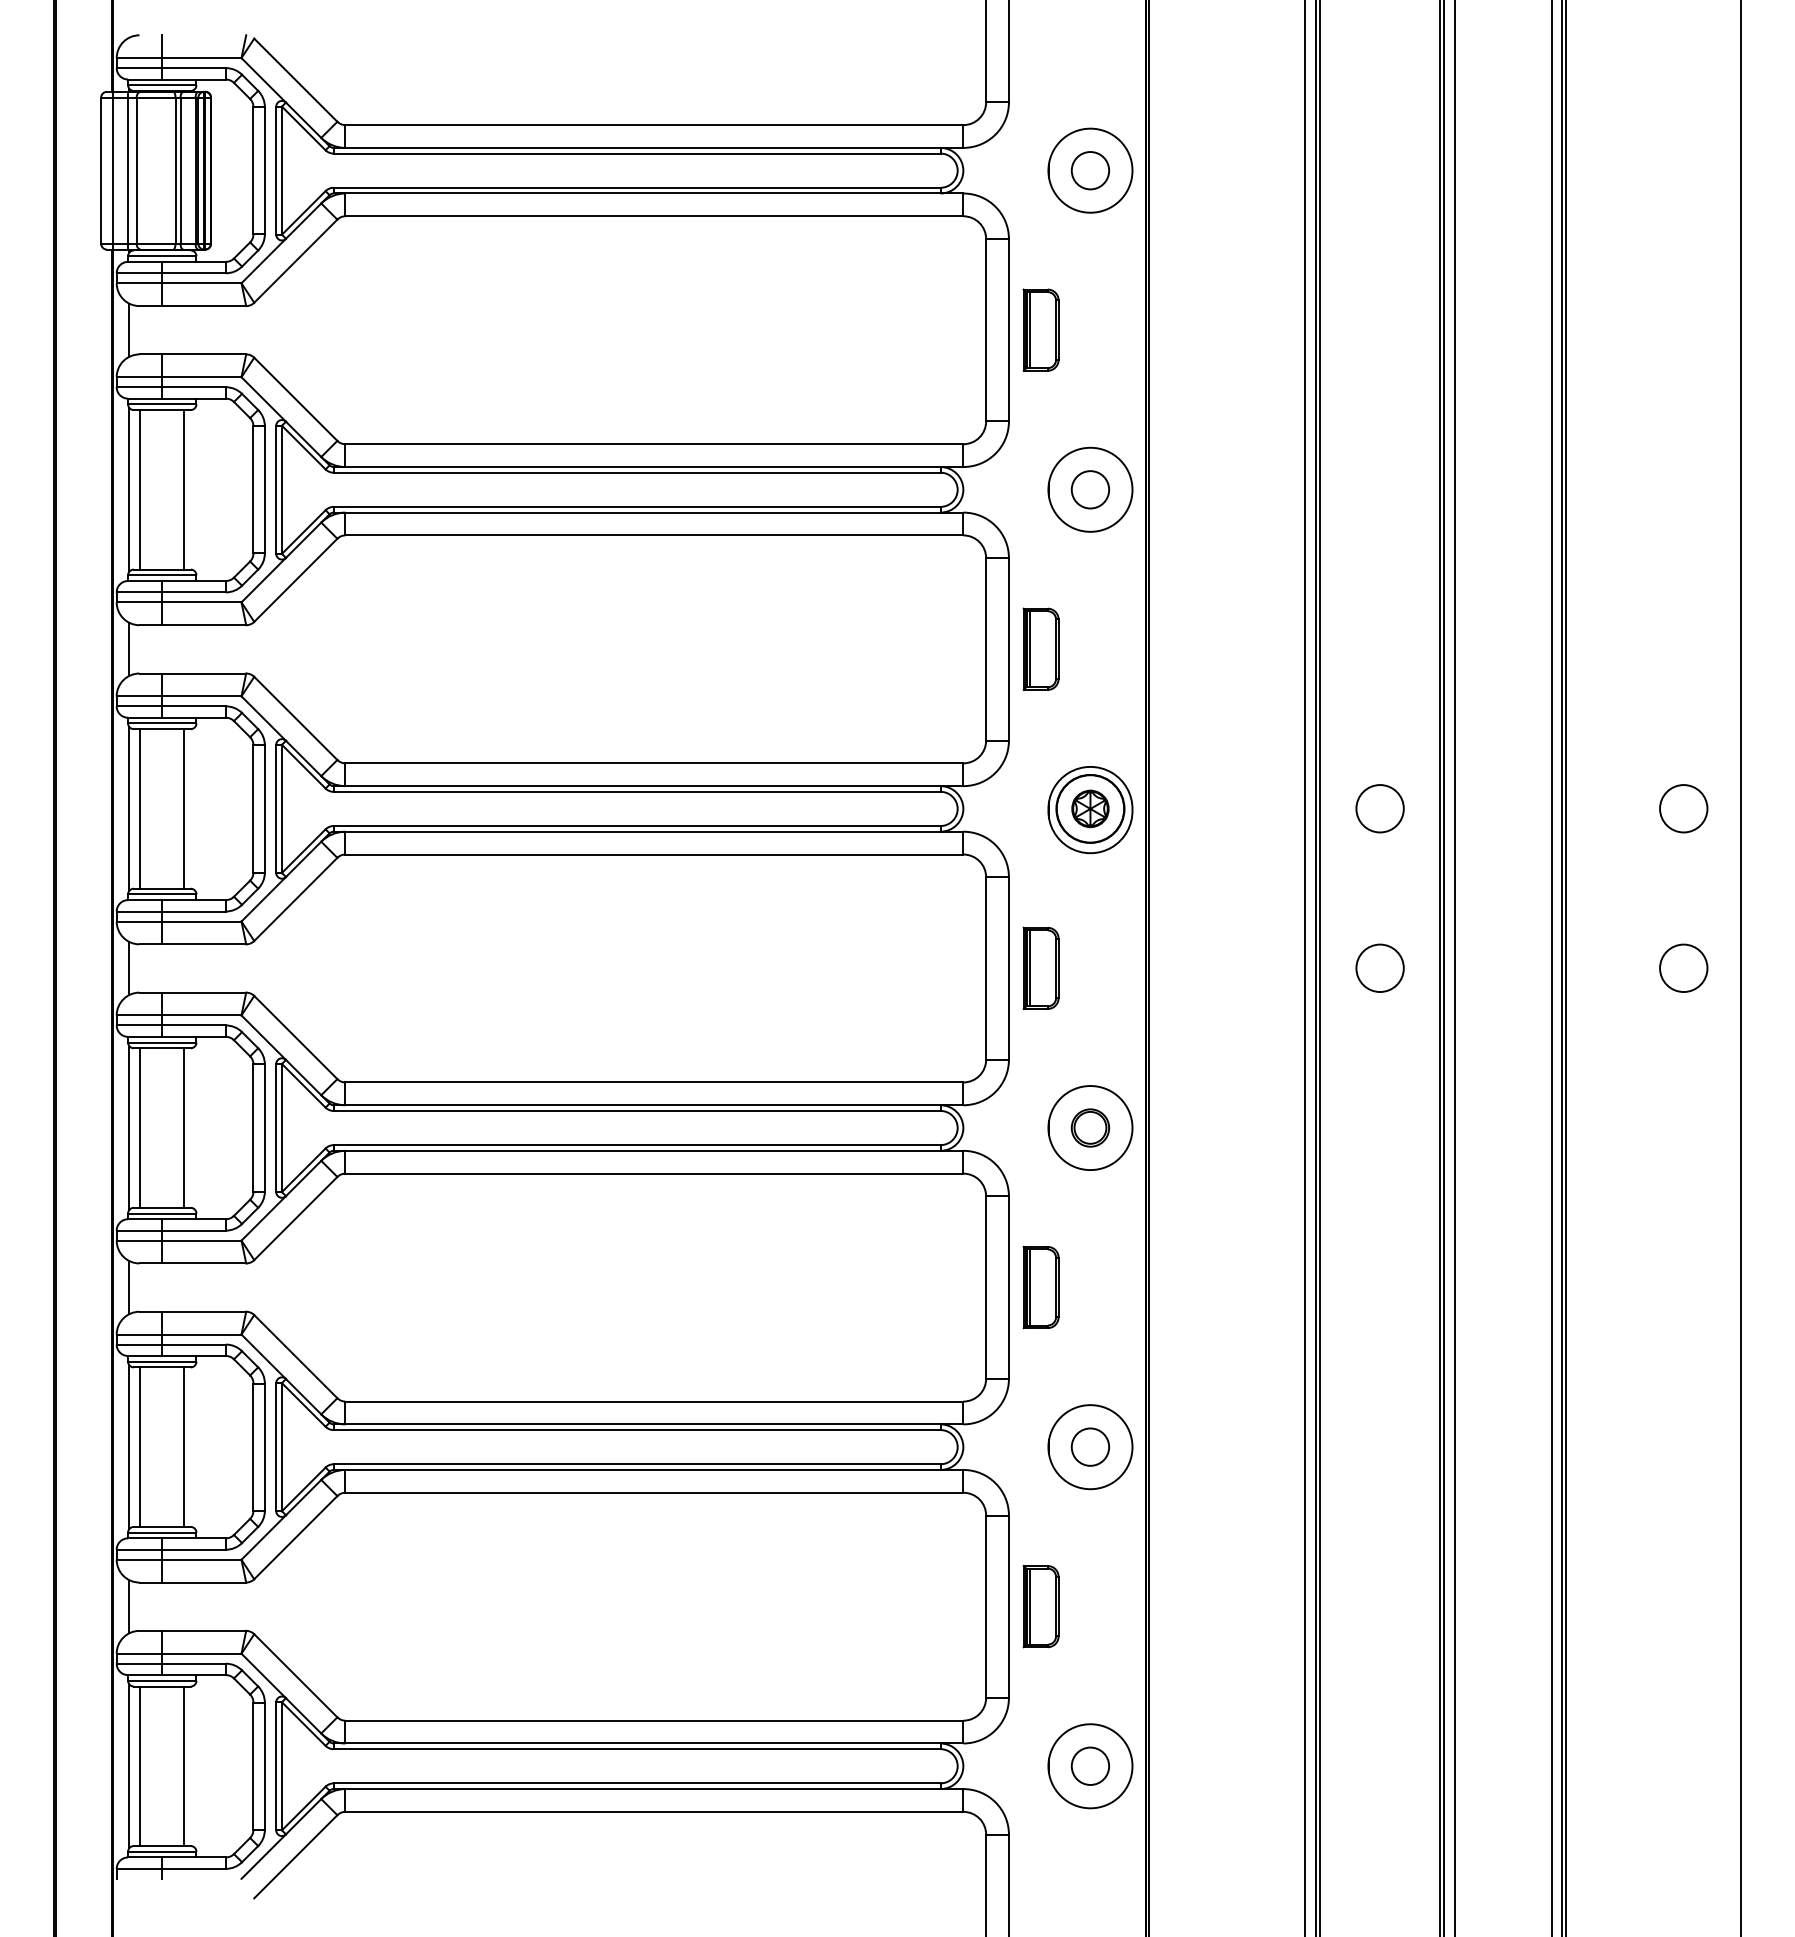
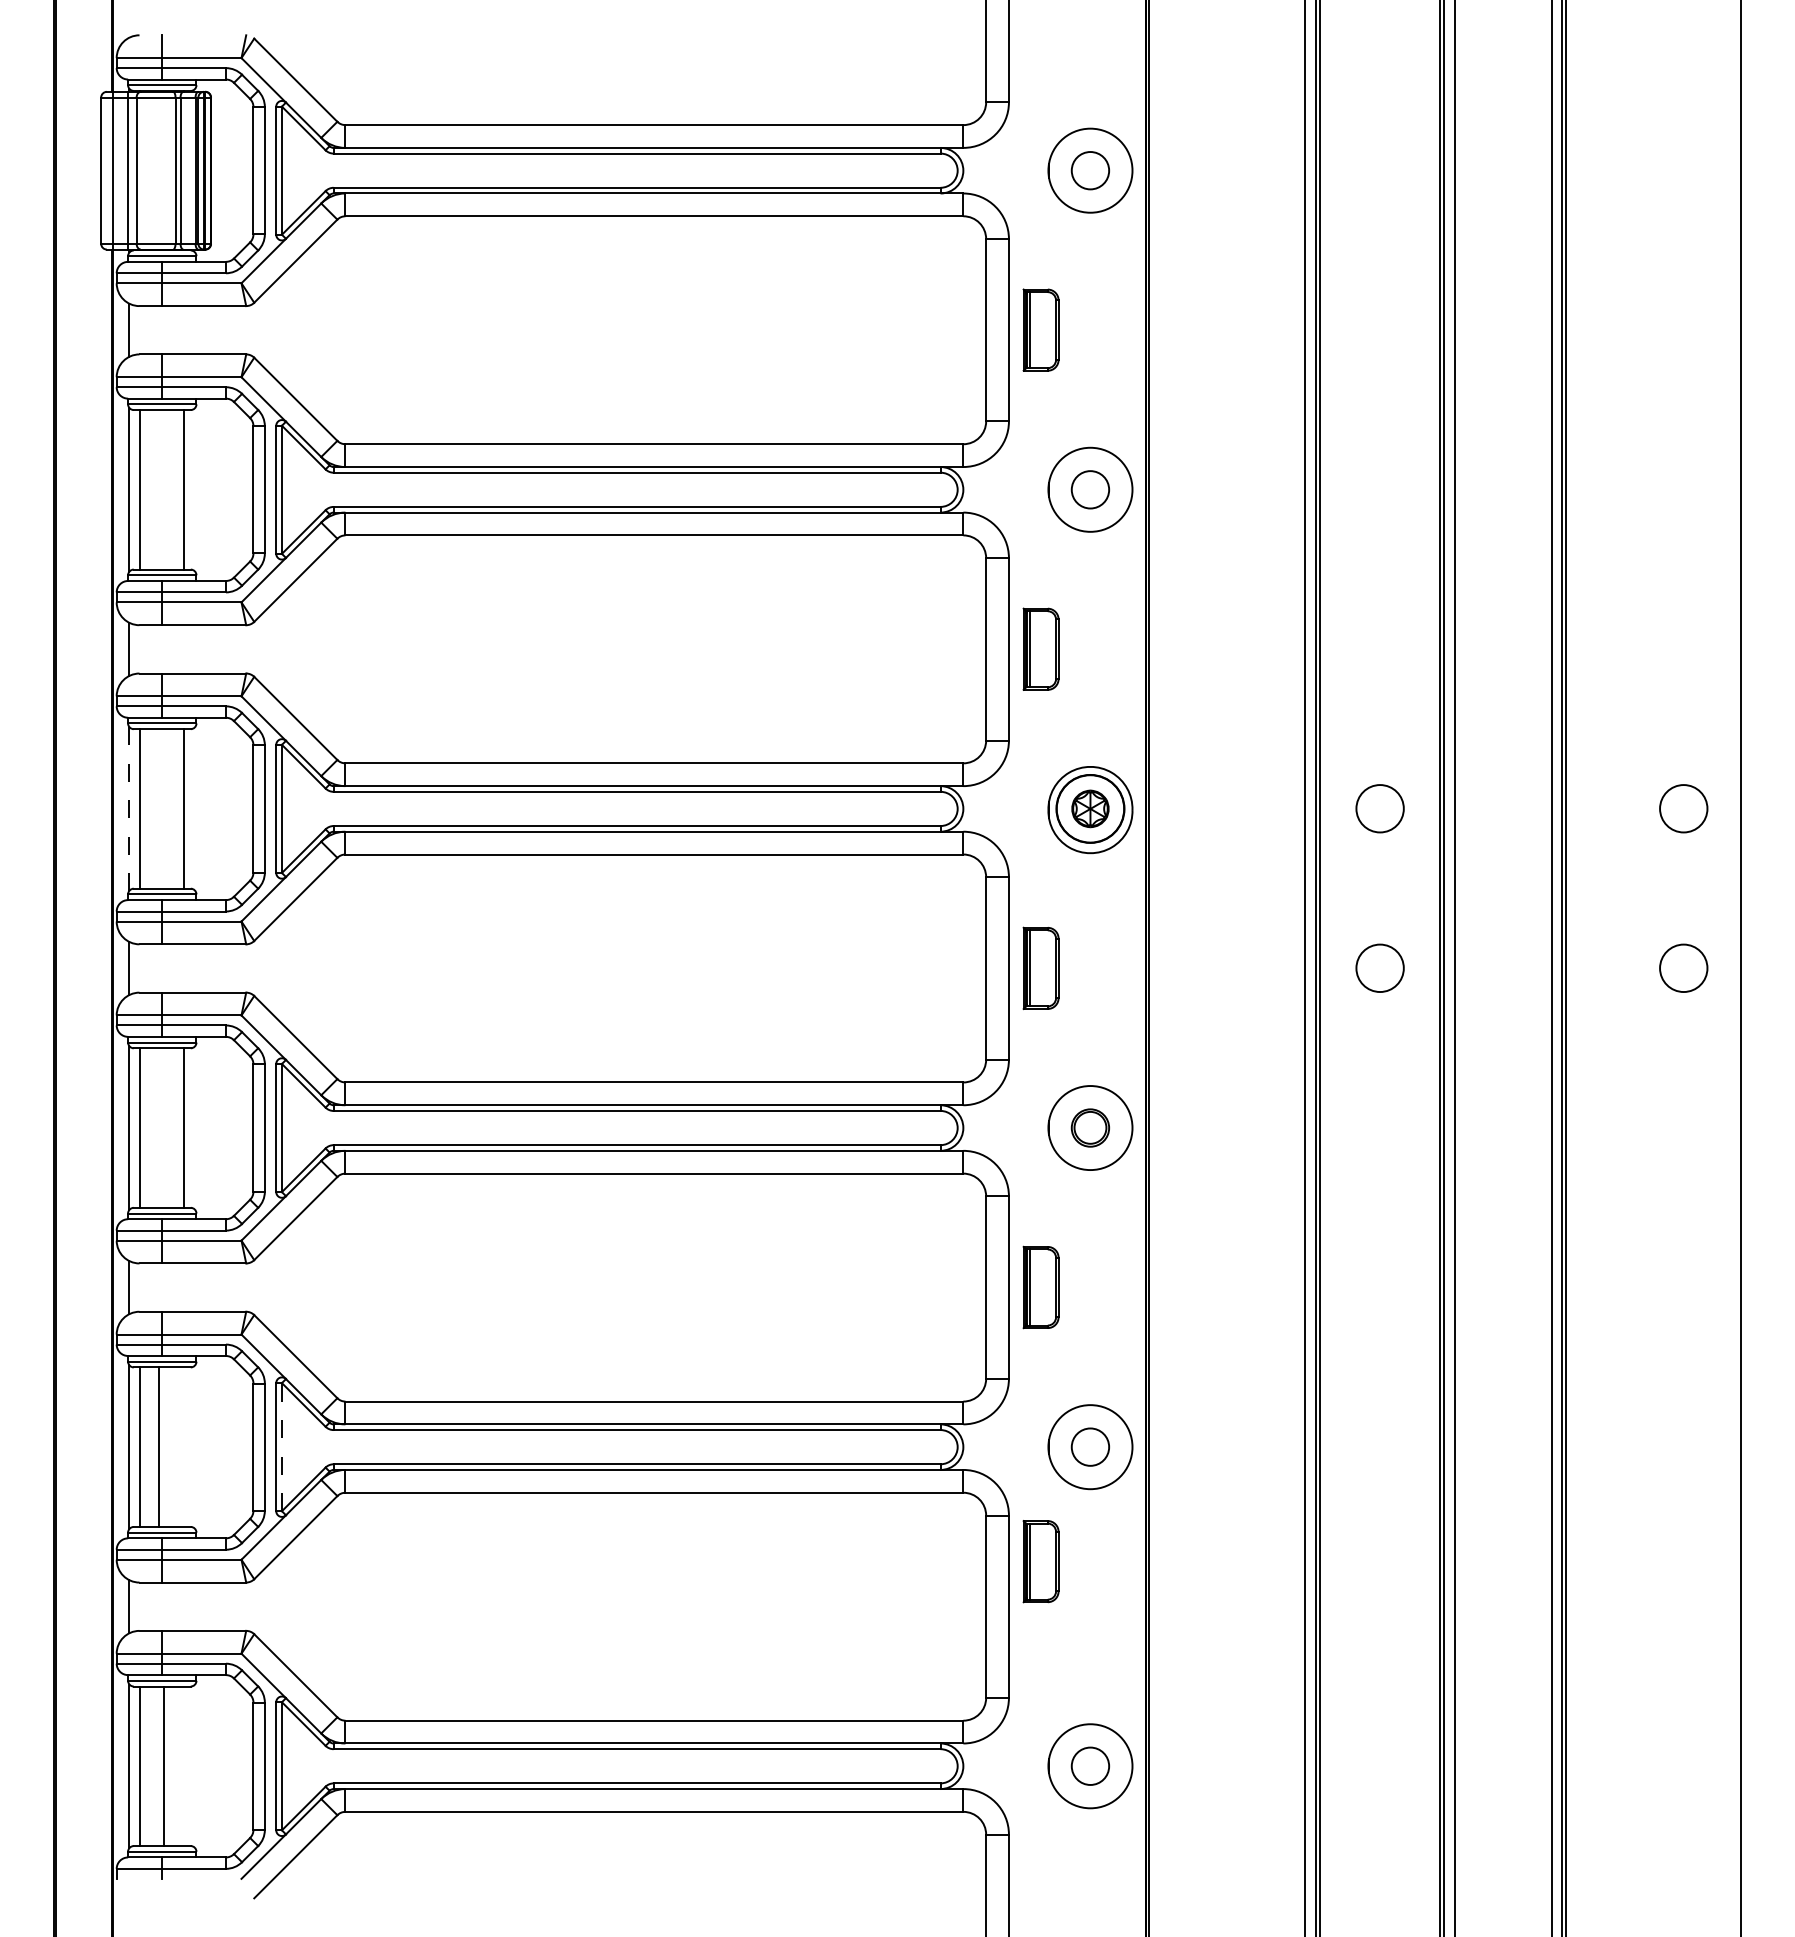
line: solid -> dashed (129, 808)
line position: (184, 1446) -> (159, 1446) (159, 1446)
line: solid -> dashed (281, 1446)
part position: (1040, 1606) -> (1040, 1561) (1040, 1561)
line position: (184, 1766) -> (164, 1766) (164, 1766)
